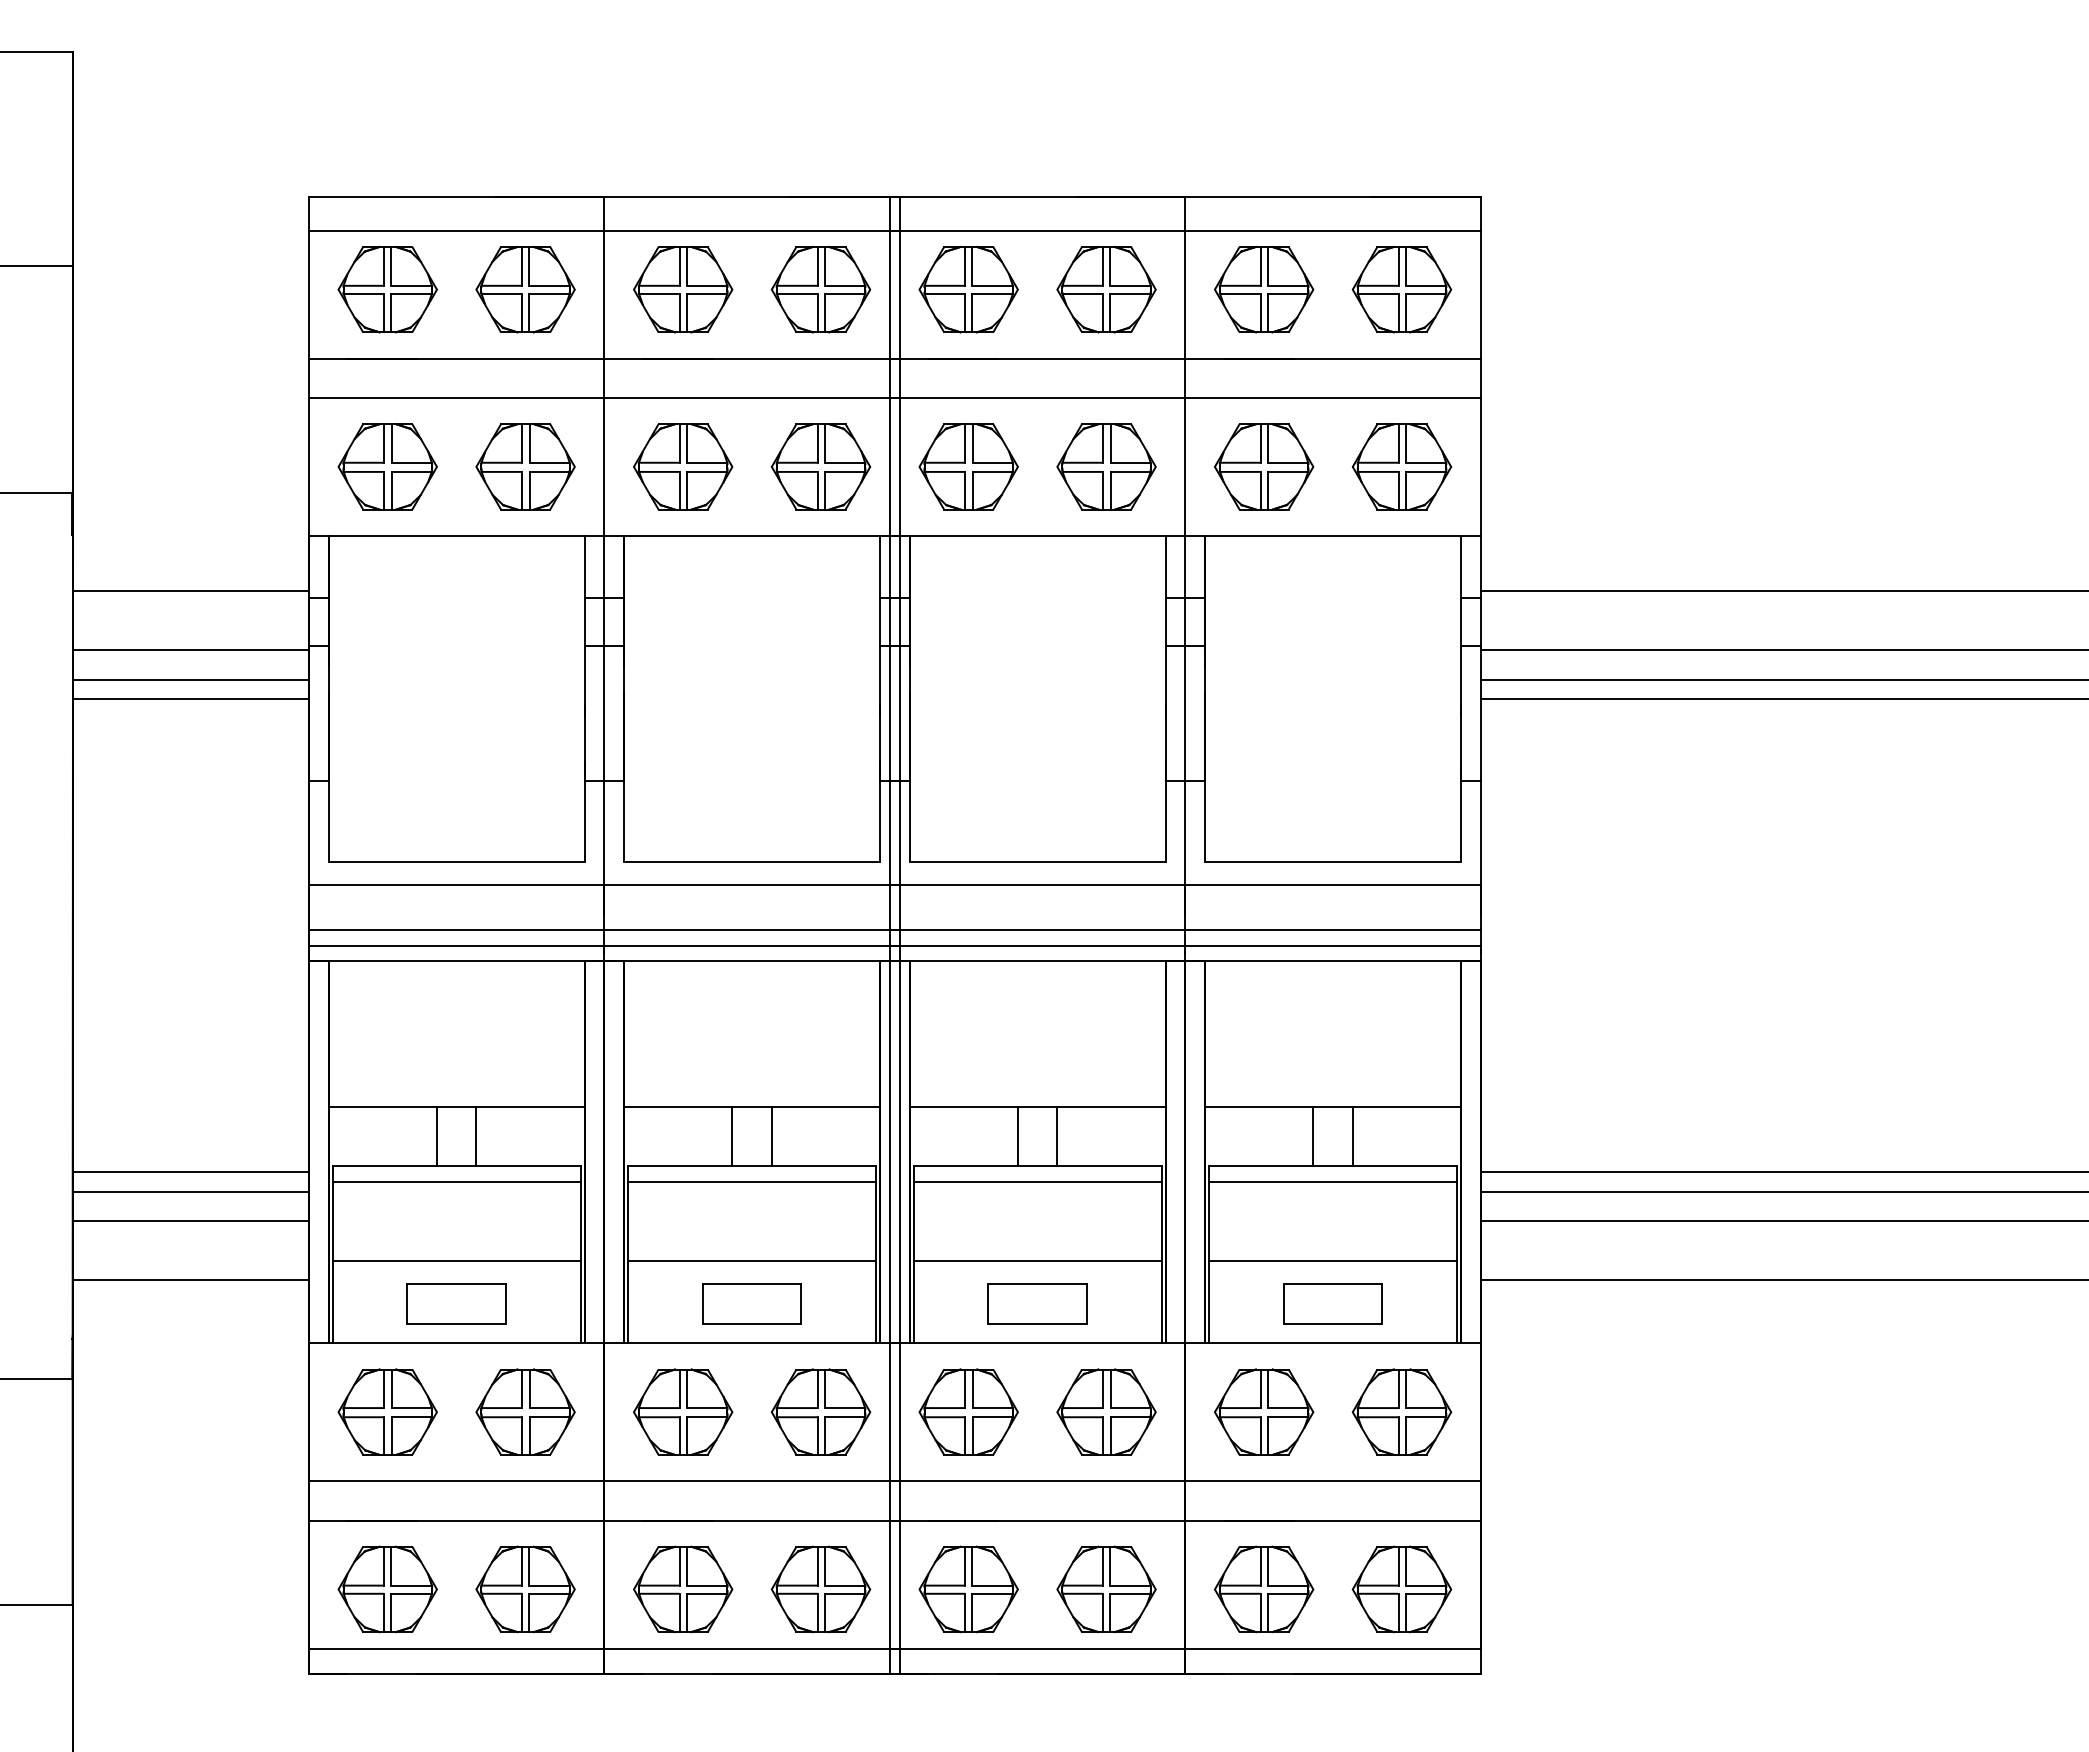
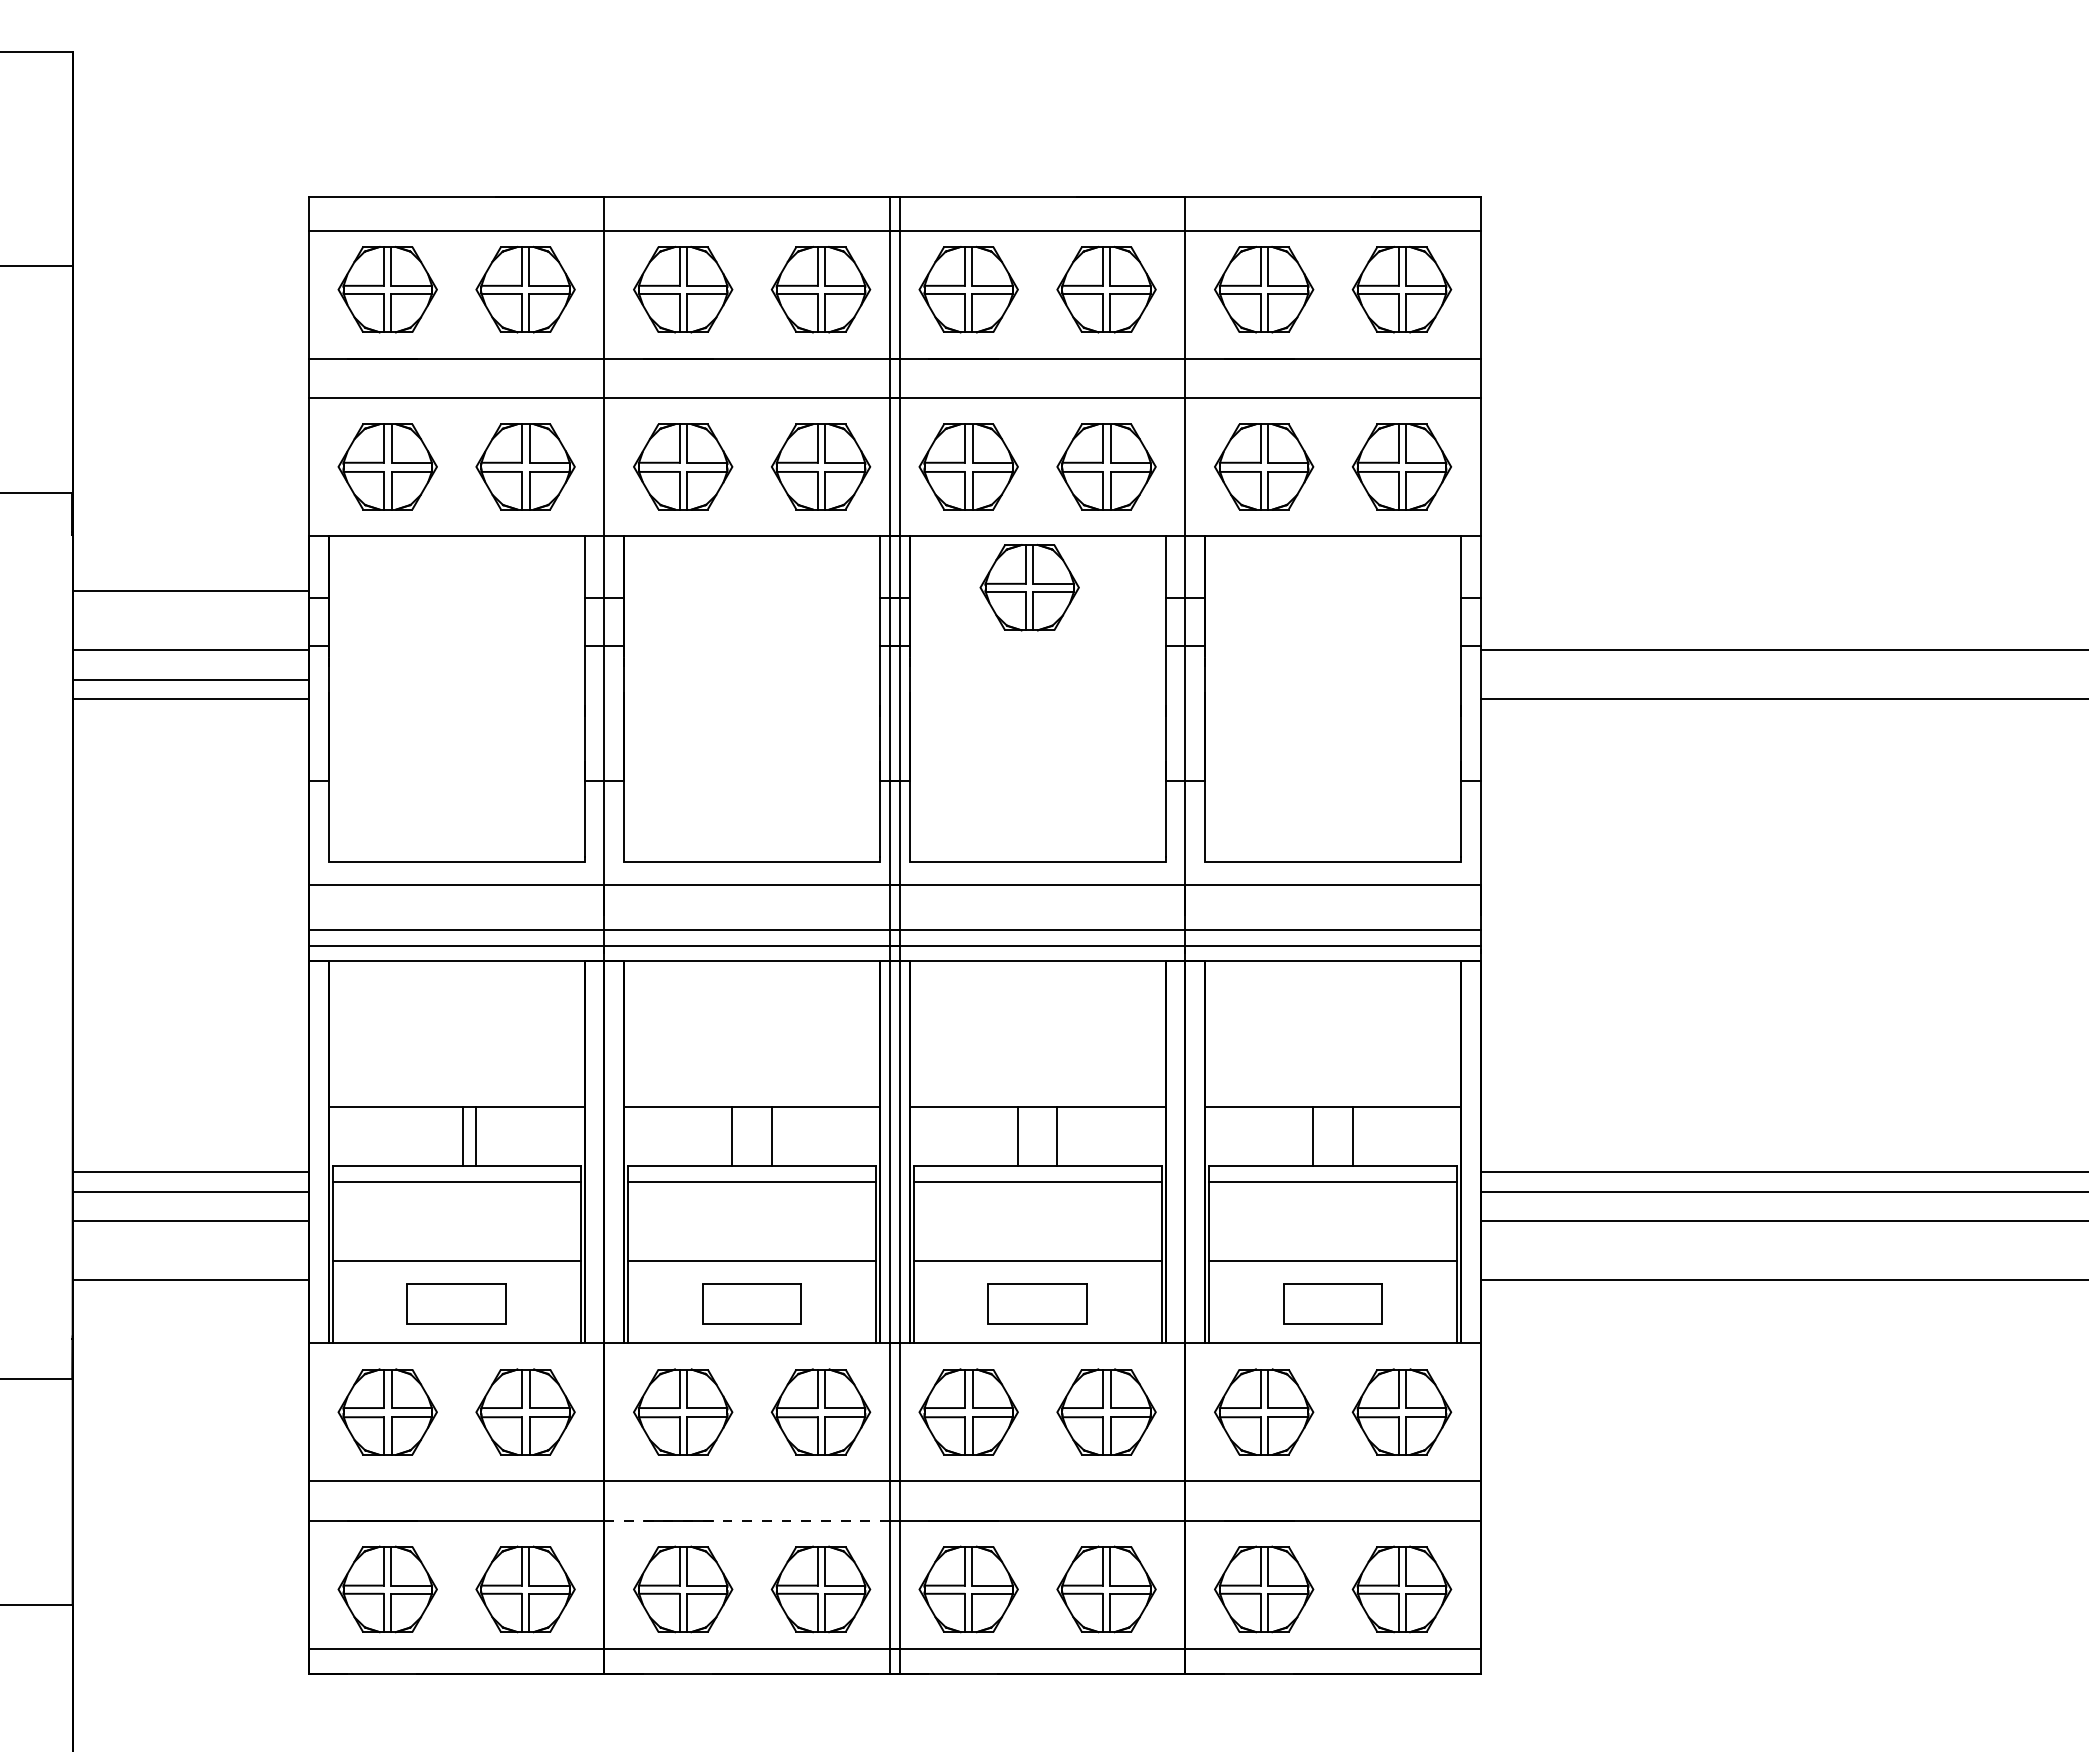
part: none -> present (1029, 587)
line: present -> none (1782, 590)
line: present -> none (1782, 679)
line position: (437, 1136) -> (463, 1136) (463, 1136)
line: solid -> dashed (752, 1520)
